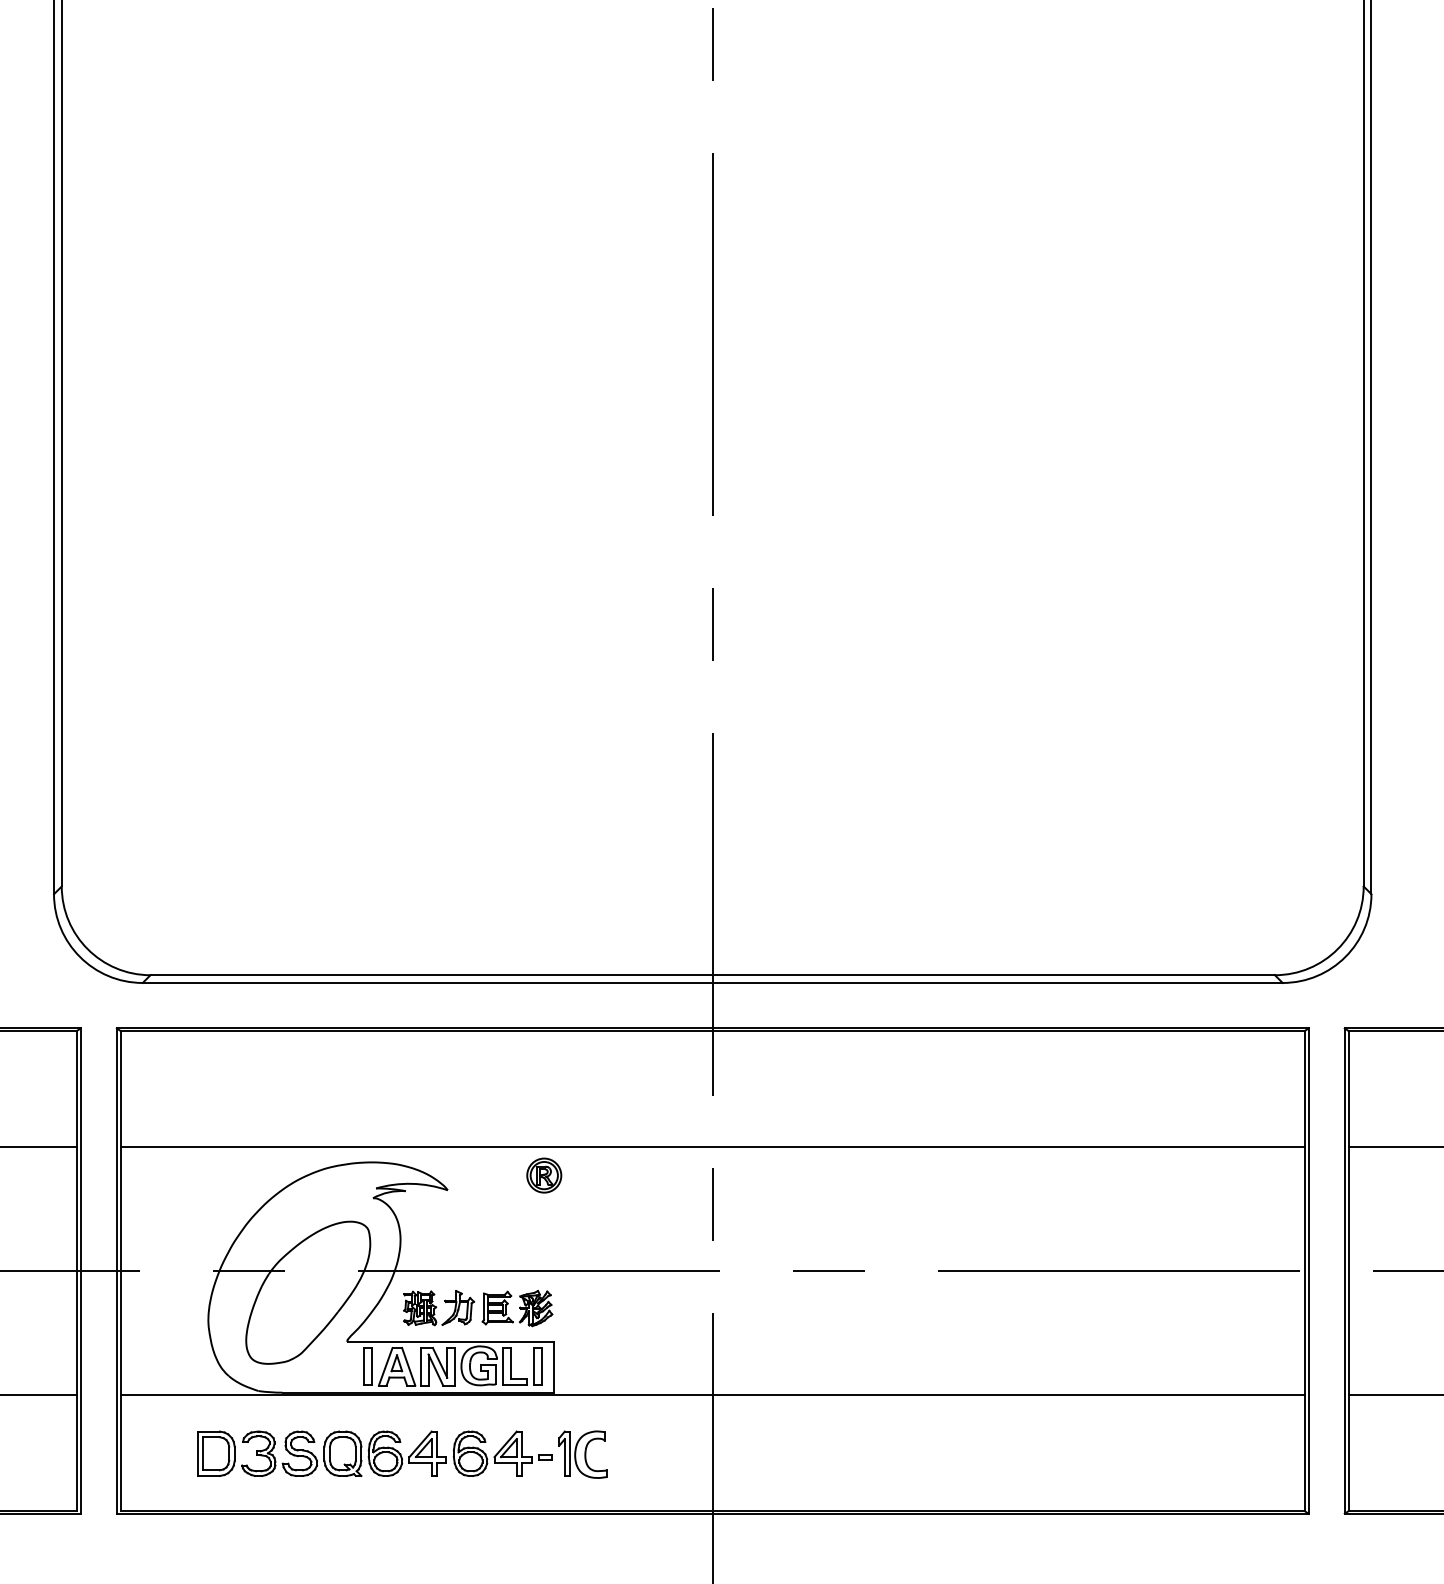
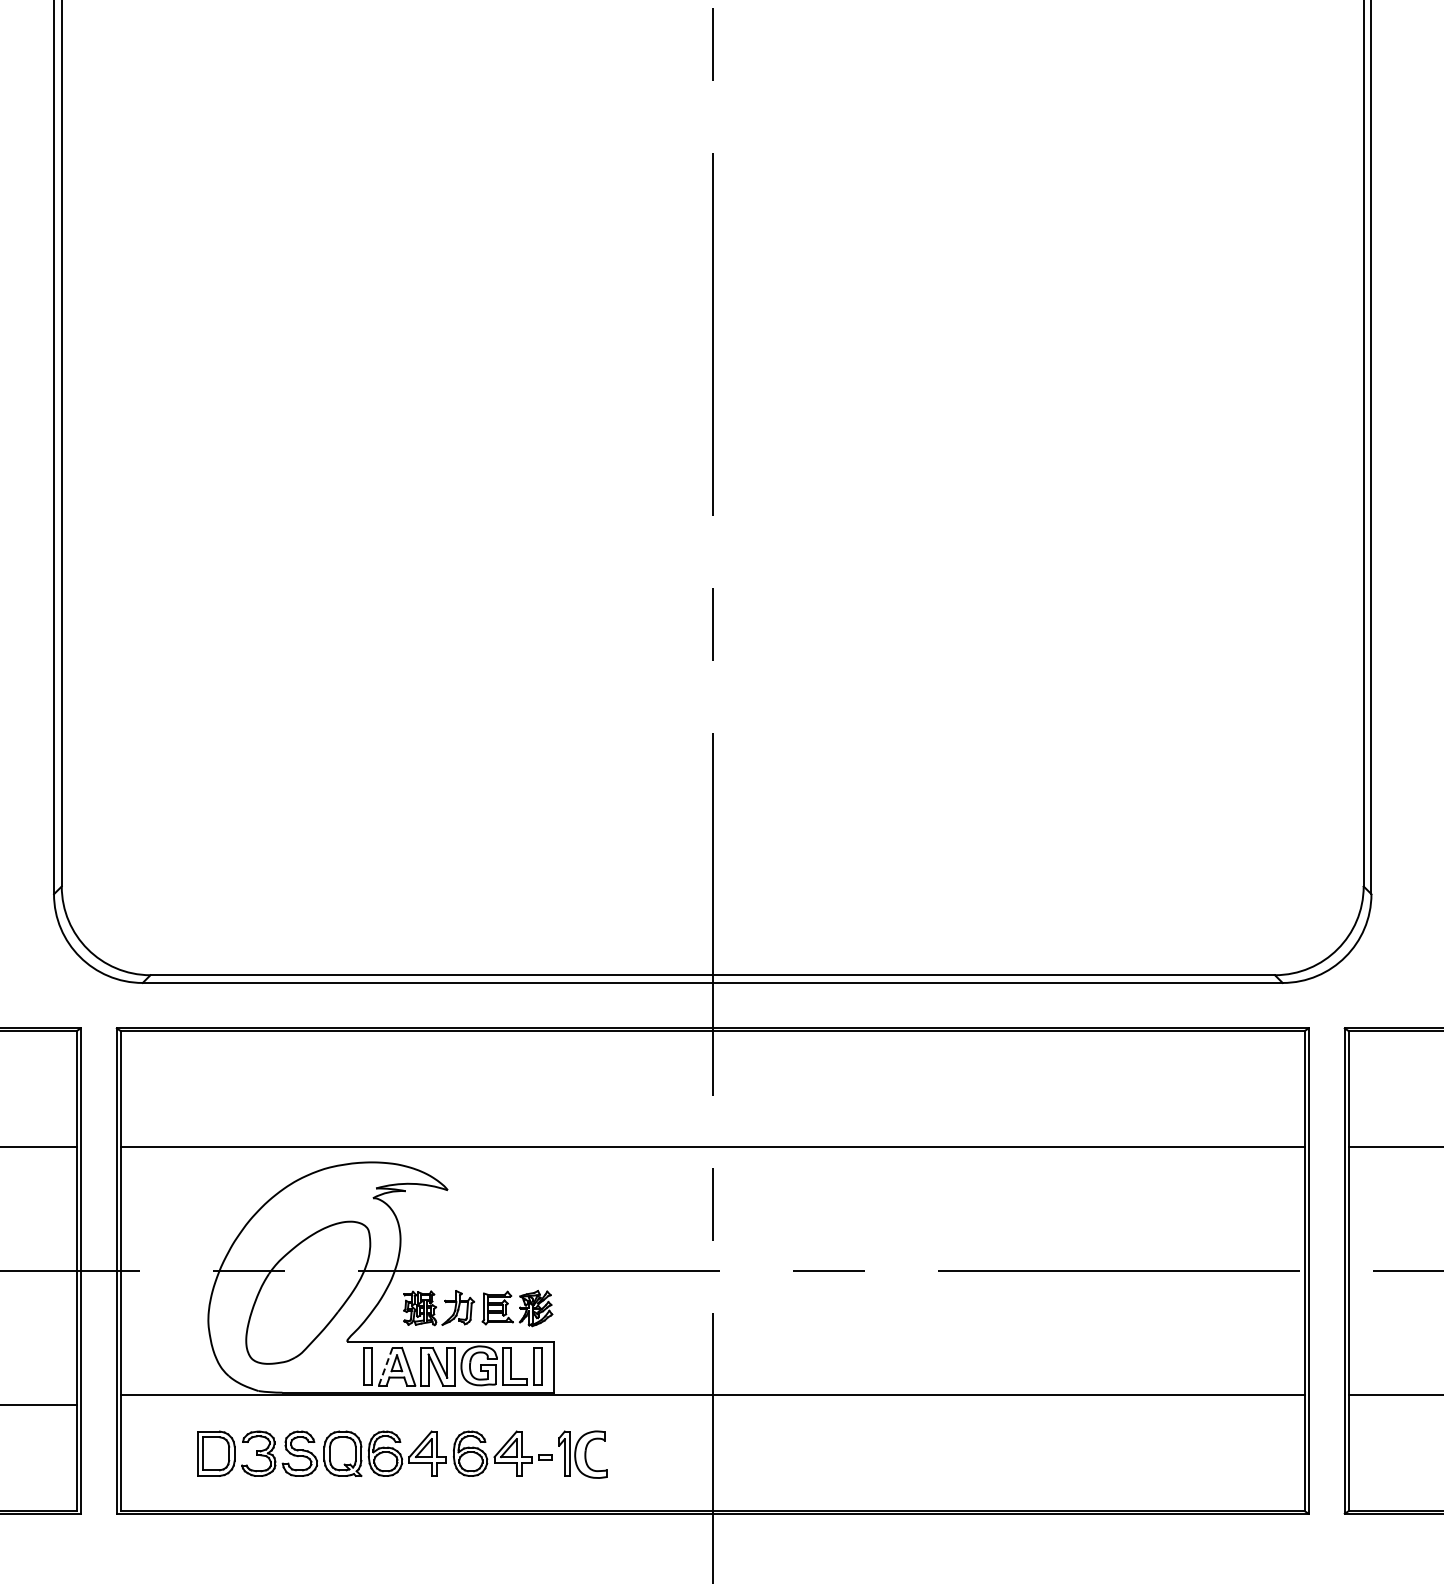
part: present -> none (544, 1175)
line: solid -> dashed (385, 1366)
line position: (39, 1395) -> (39, 1405) (39, 1405)
